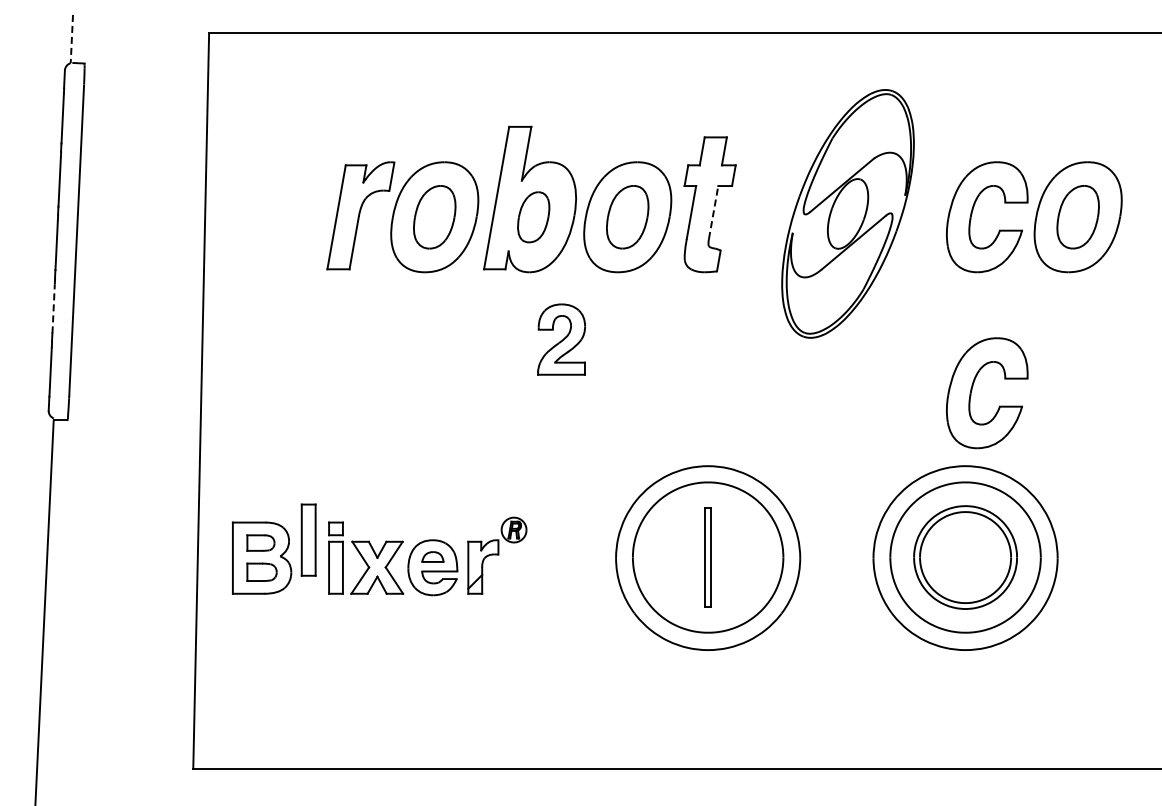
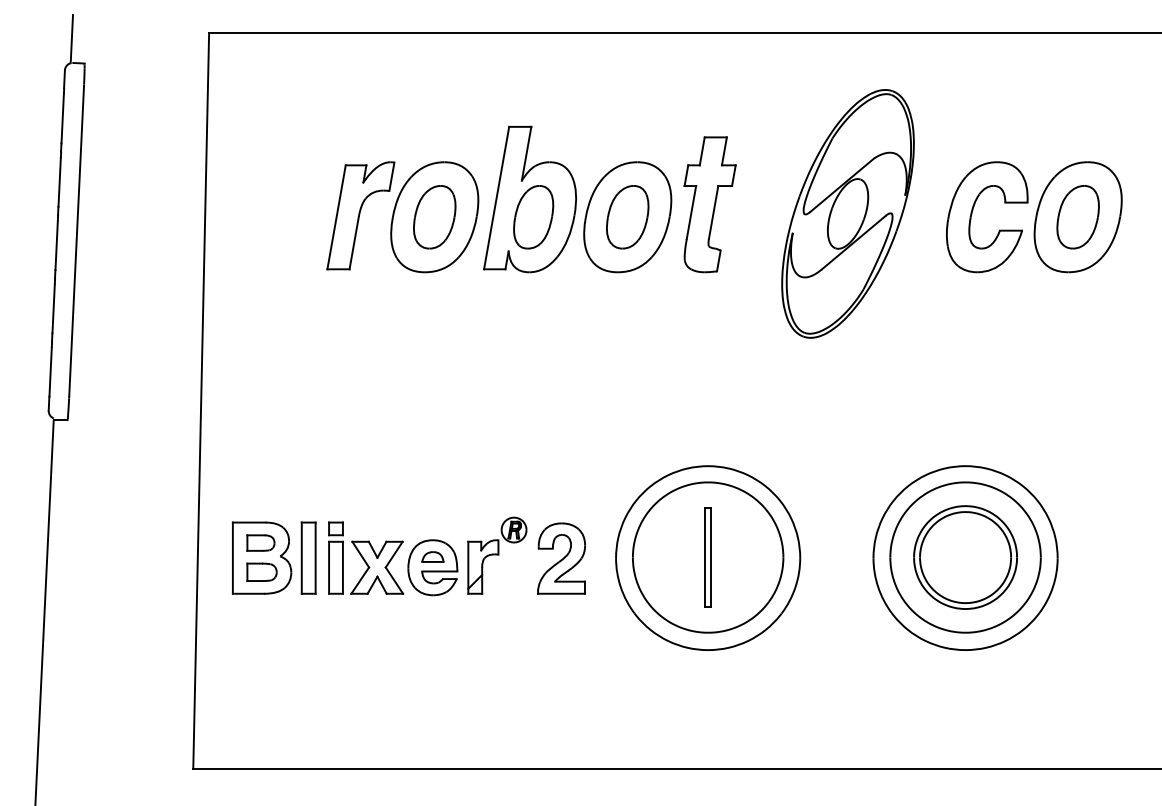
line: dashed -> solid (71, 39)
line: dashed -> solid (713, 212)
part size: 34x53 px -> 42x65 px (533, 217)
line: dashed -> solid (53, 308)
part position: (561, 339) -> (561, 558) (561, 558)
part: present -> none (972, 390)
part position: (308, 539) -> (308, 557) (308, 557)
